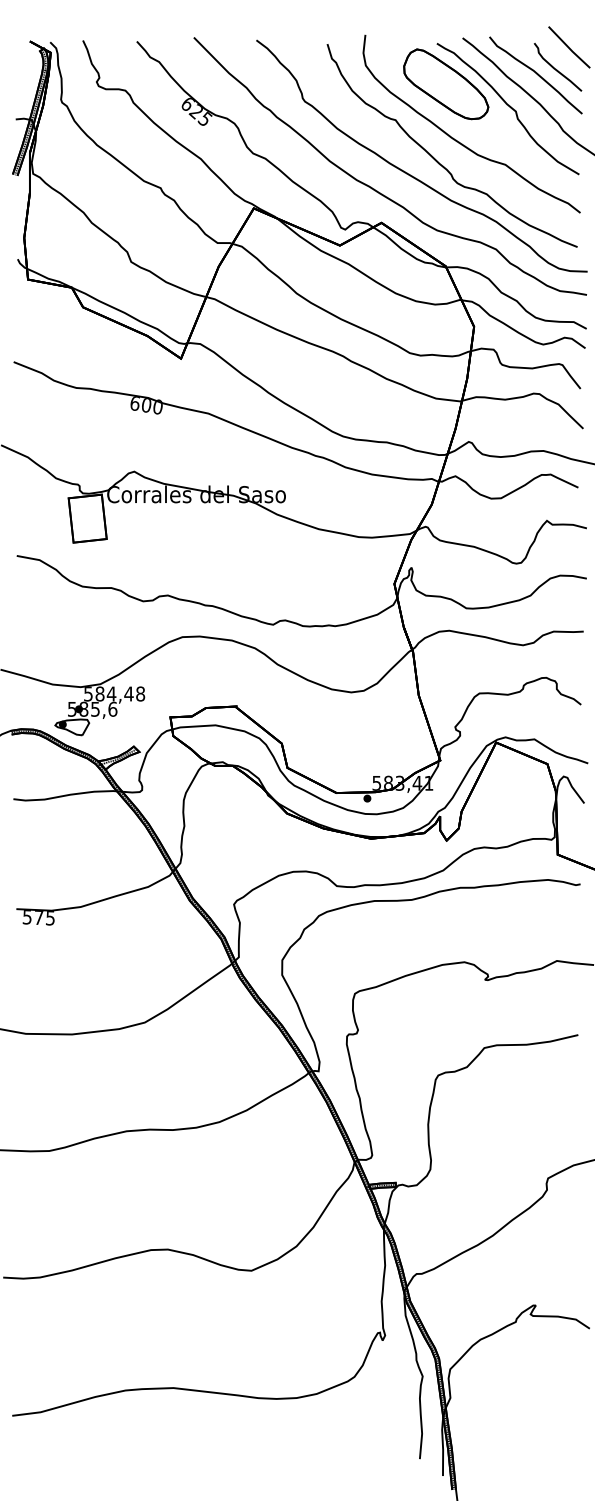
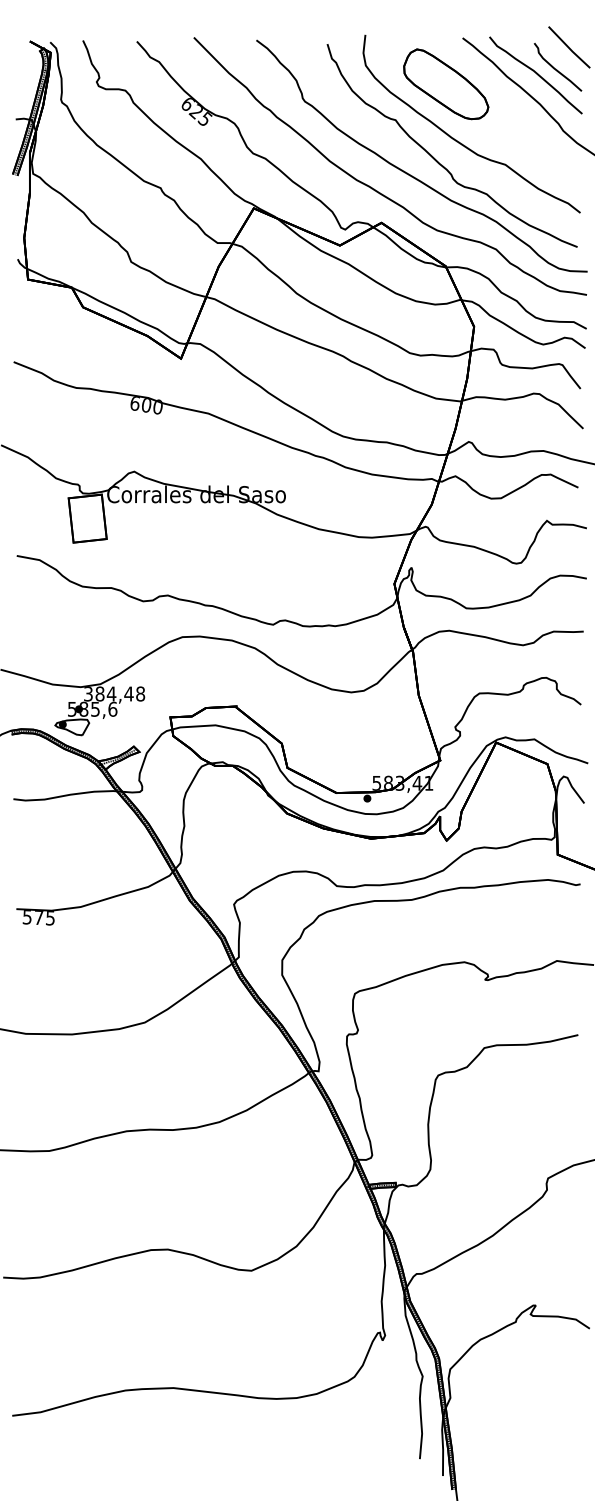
part: present -> none (507, 109)
text: 584,48 -> 384,48 (88, 693)
